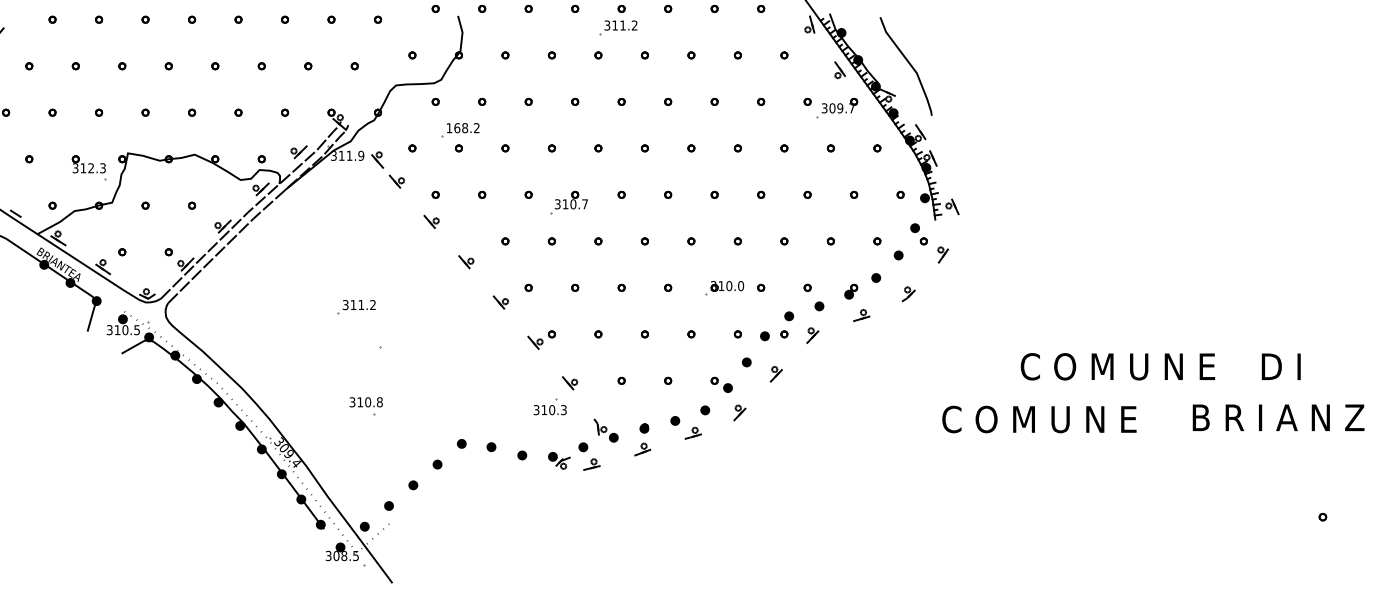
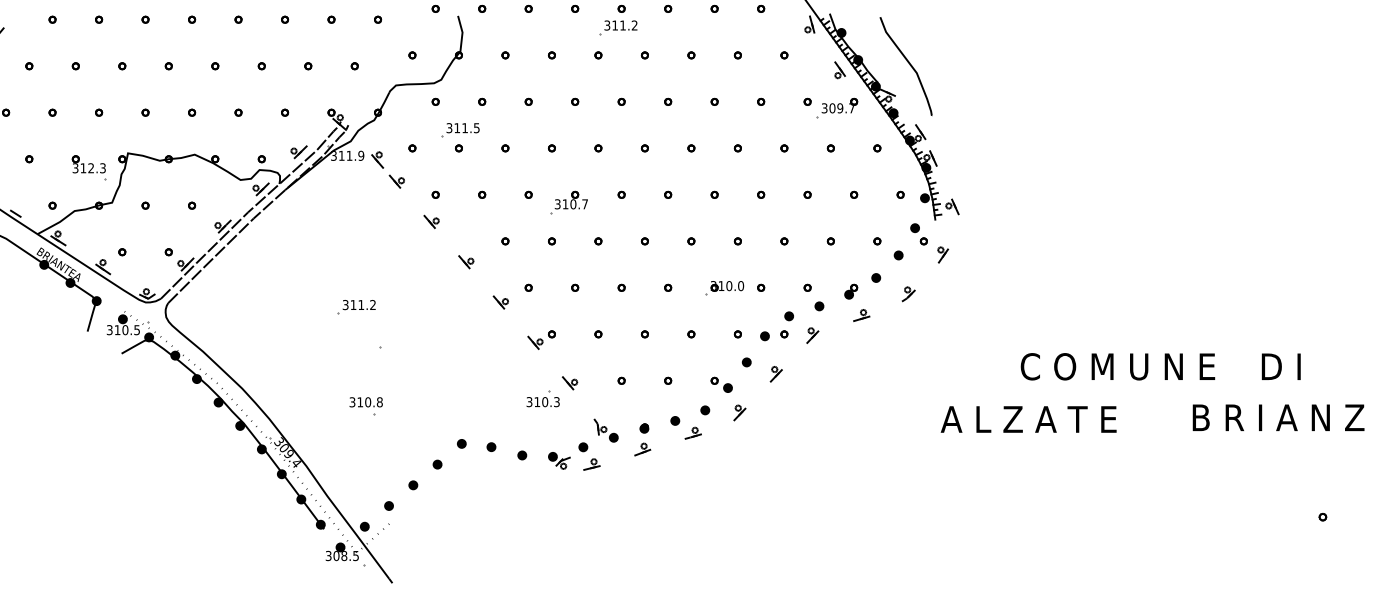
text: 168.2 -> 311.5 (462, 128)
part position: (549, 406) -> (542, 398) (542, 398)
text: C O M U N E -> A L Z A T E (1038, 419)
